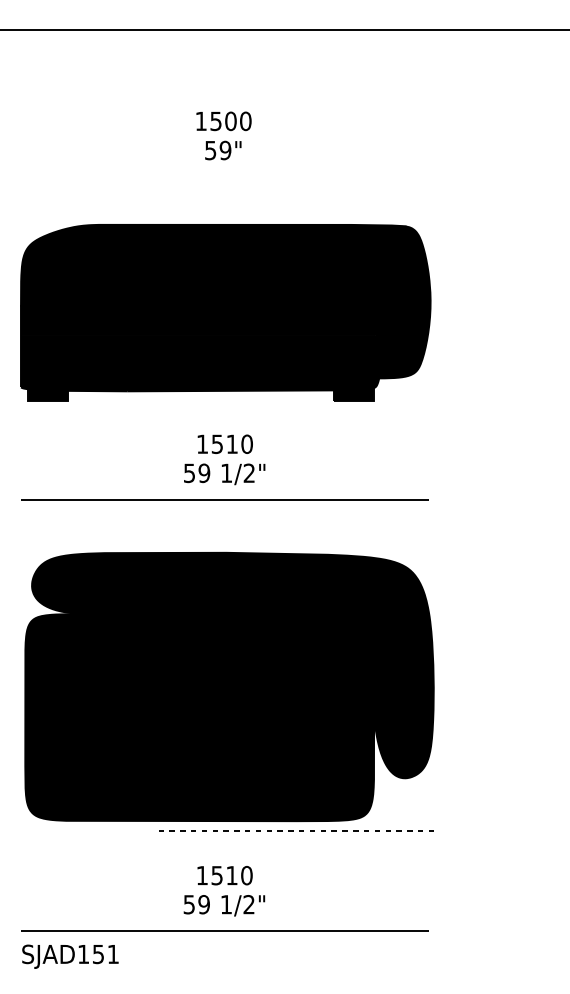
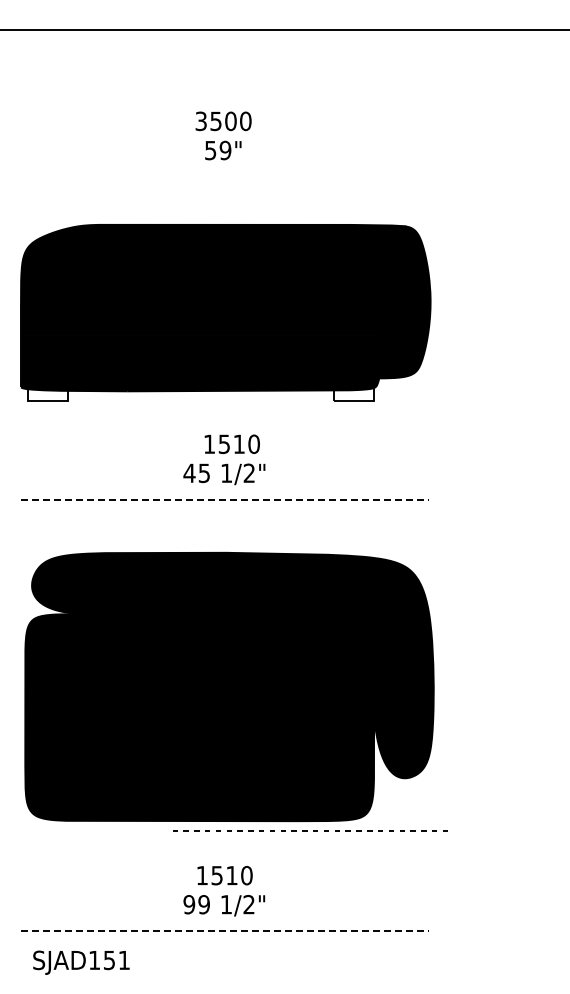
text: 1500 -> 3500 (200, 121)
fill: present -> none (48, 394)
fill: present -> none (353, 394)
text position: (224, 443) -> (231, 443) (231, 443)
text: 59 -> 45 (196, 473)
line: solid -> dashed (225, 499)
line position: (293, 830) -> (307, 830) (307, 830)
text: 59 -> 99 (189, 904)
line: solid -> dashed (225, 930)
text position: (70, 956) -> (81, 962) (81, 962)
